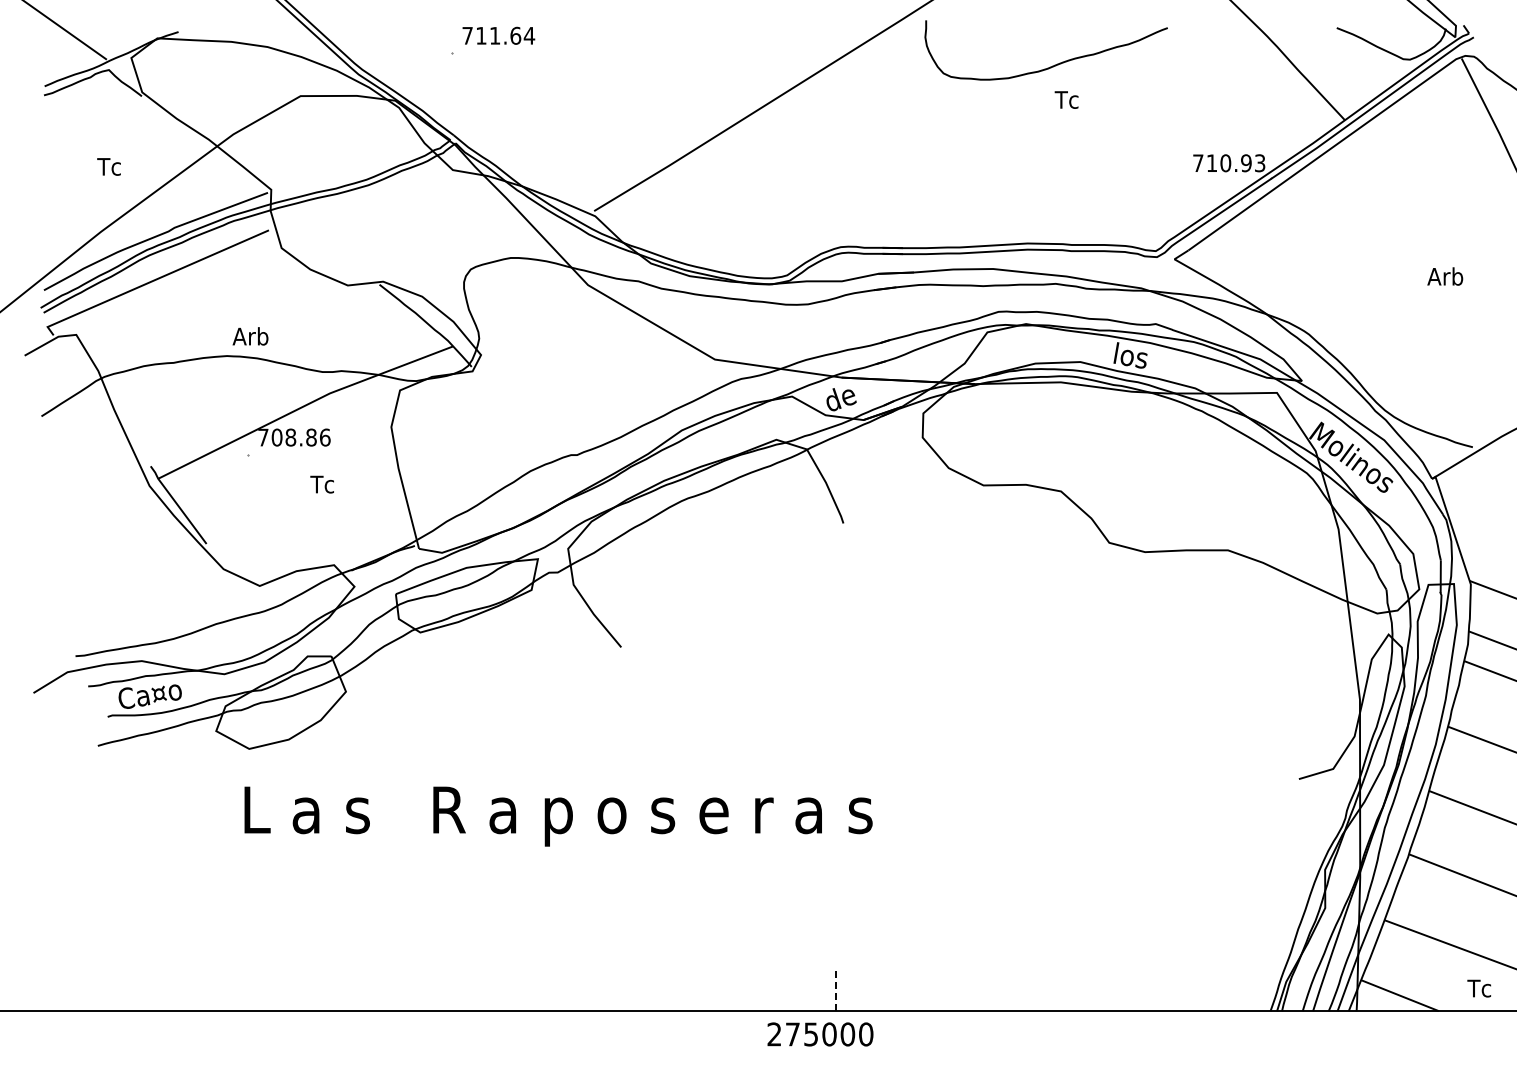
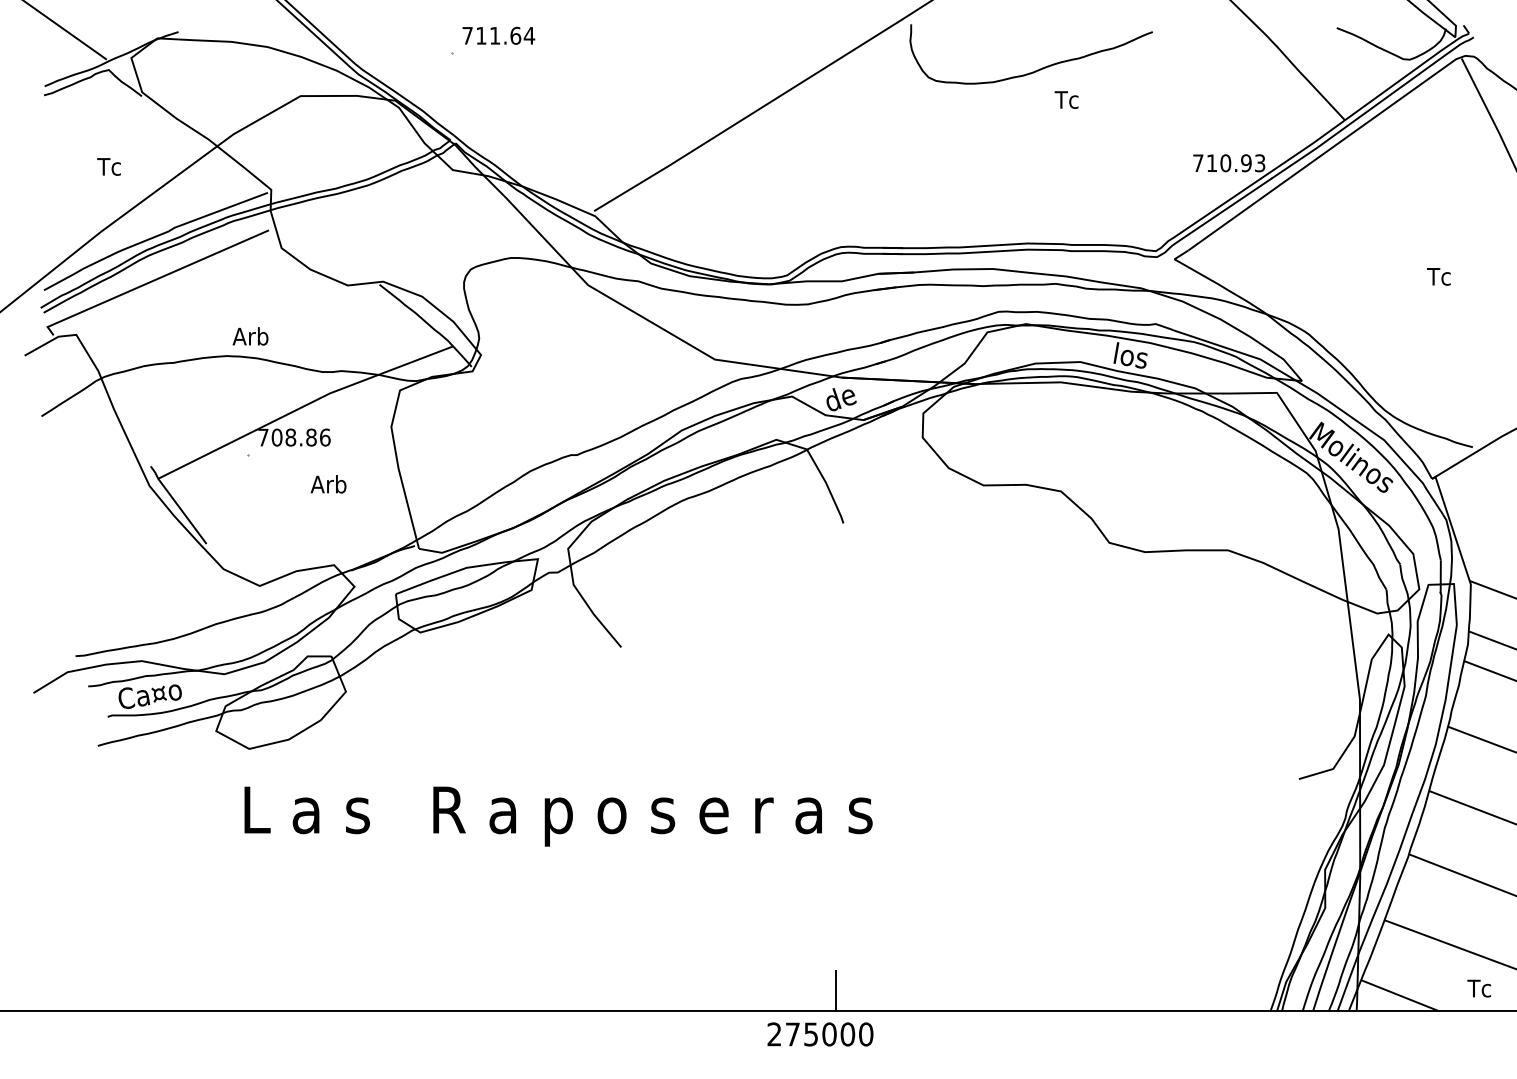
curve position: (1052, 65) -> (1037, 69) (1037, 69)
text: Arb -> Tc (1445, 276)
text: Tc -> Arb (328, 484)
line: dashed -> solid (835, 990)
